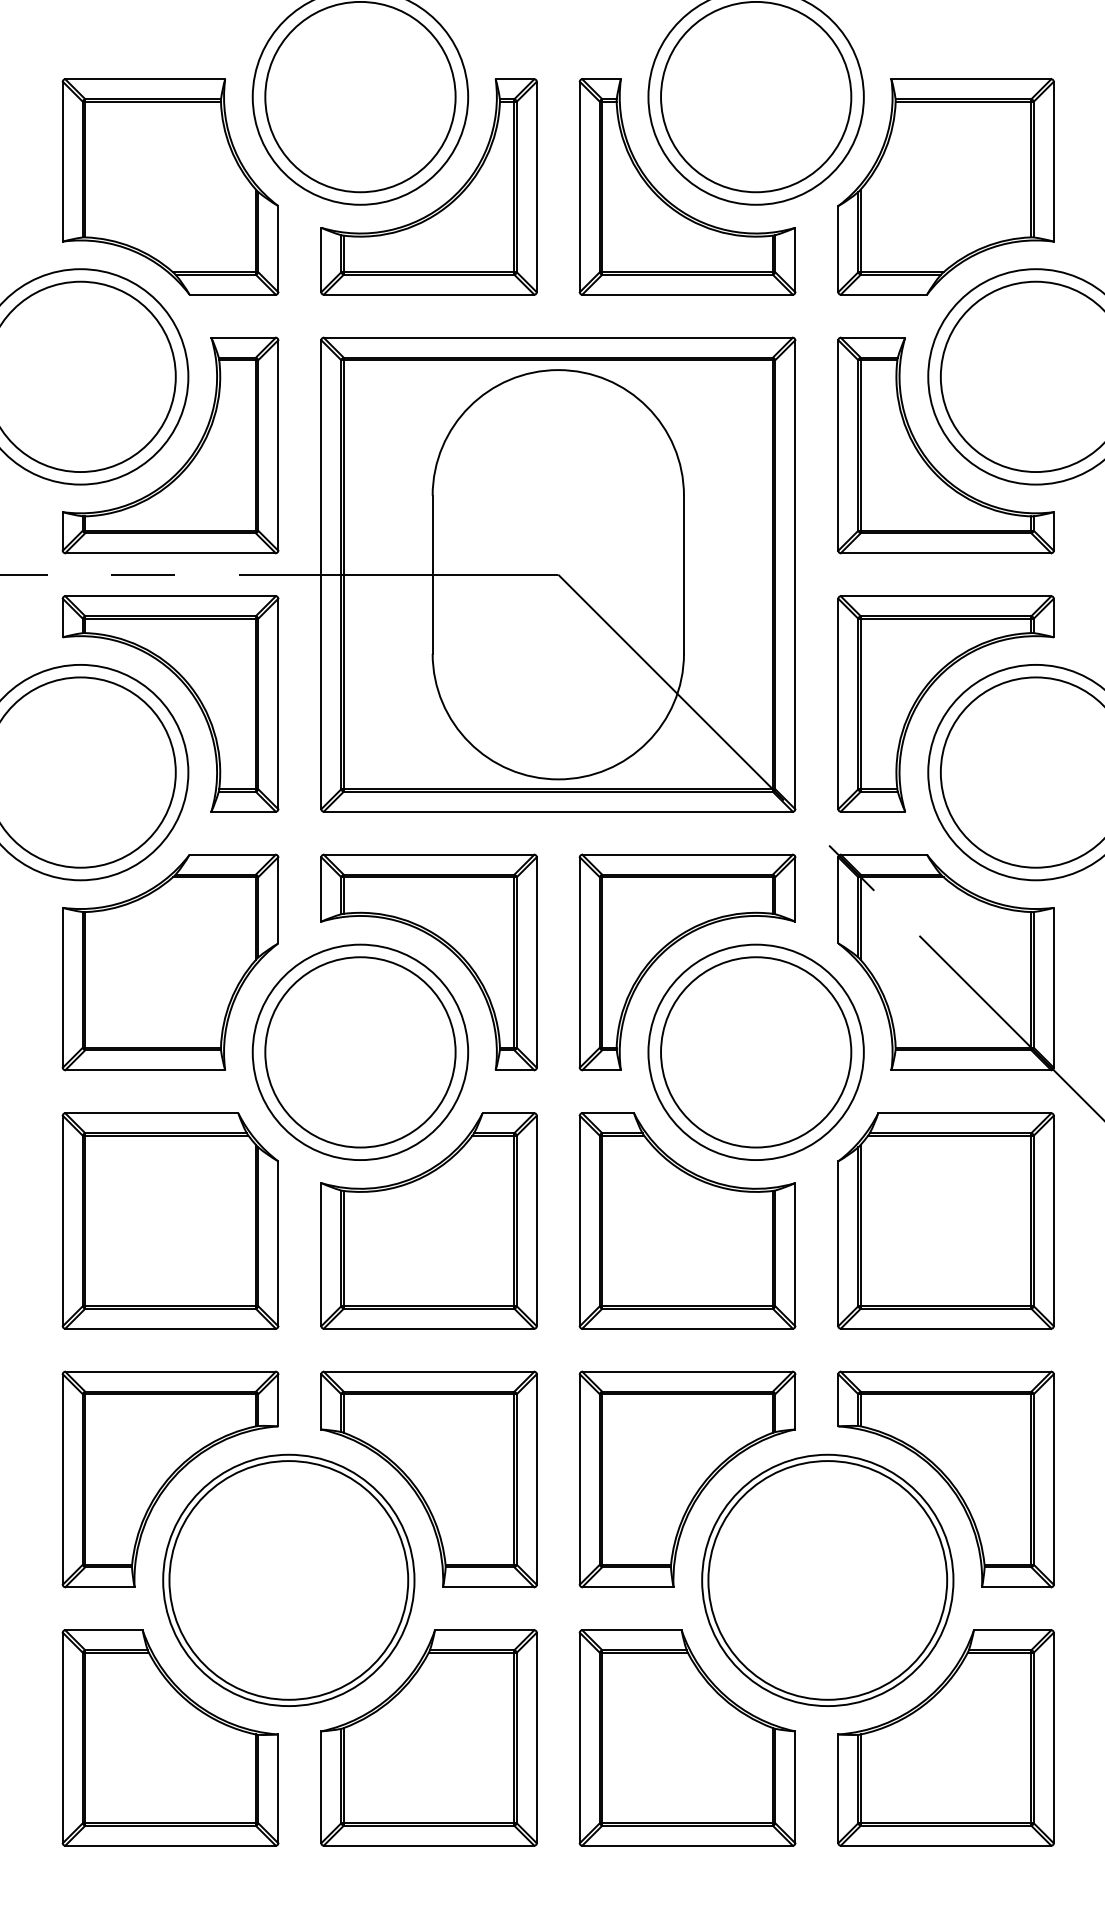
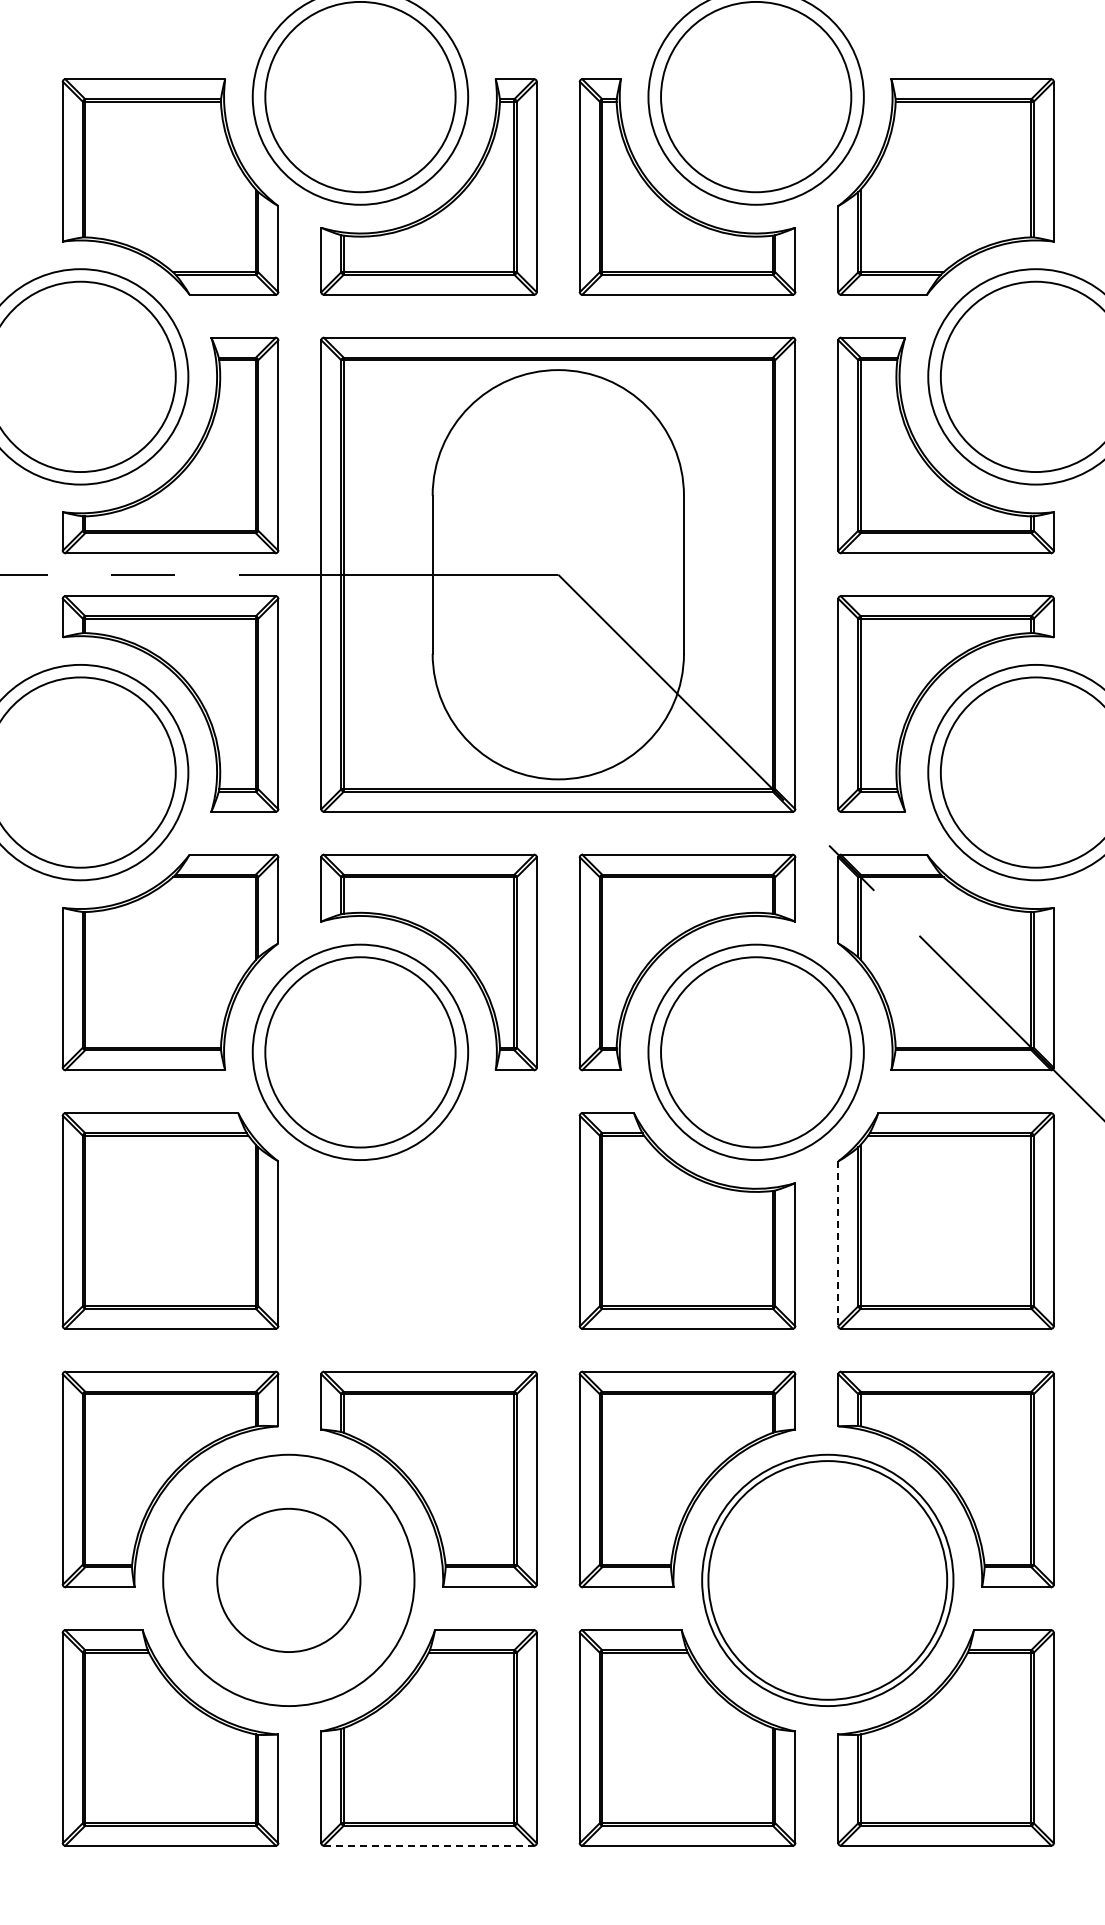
part: present -> none (428, 1220)
line: solid -> dashed (838, 1244)
circle diameter: 239 px -> 143 px (288, 1580)
line: solid -> dashed (429, 1845)
